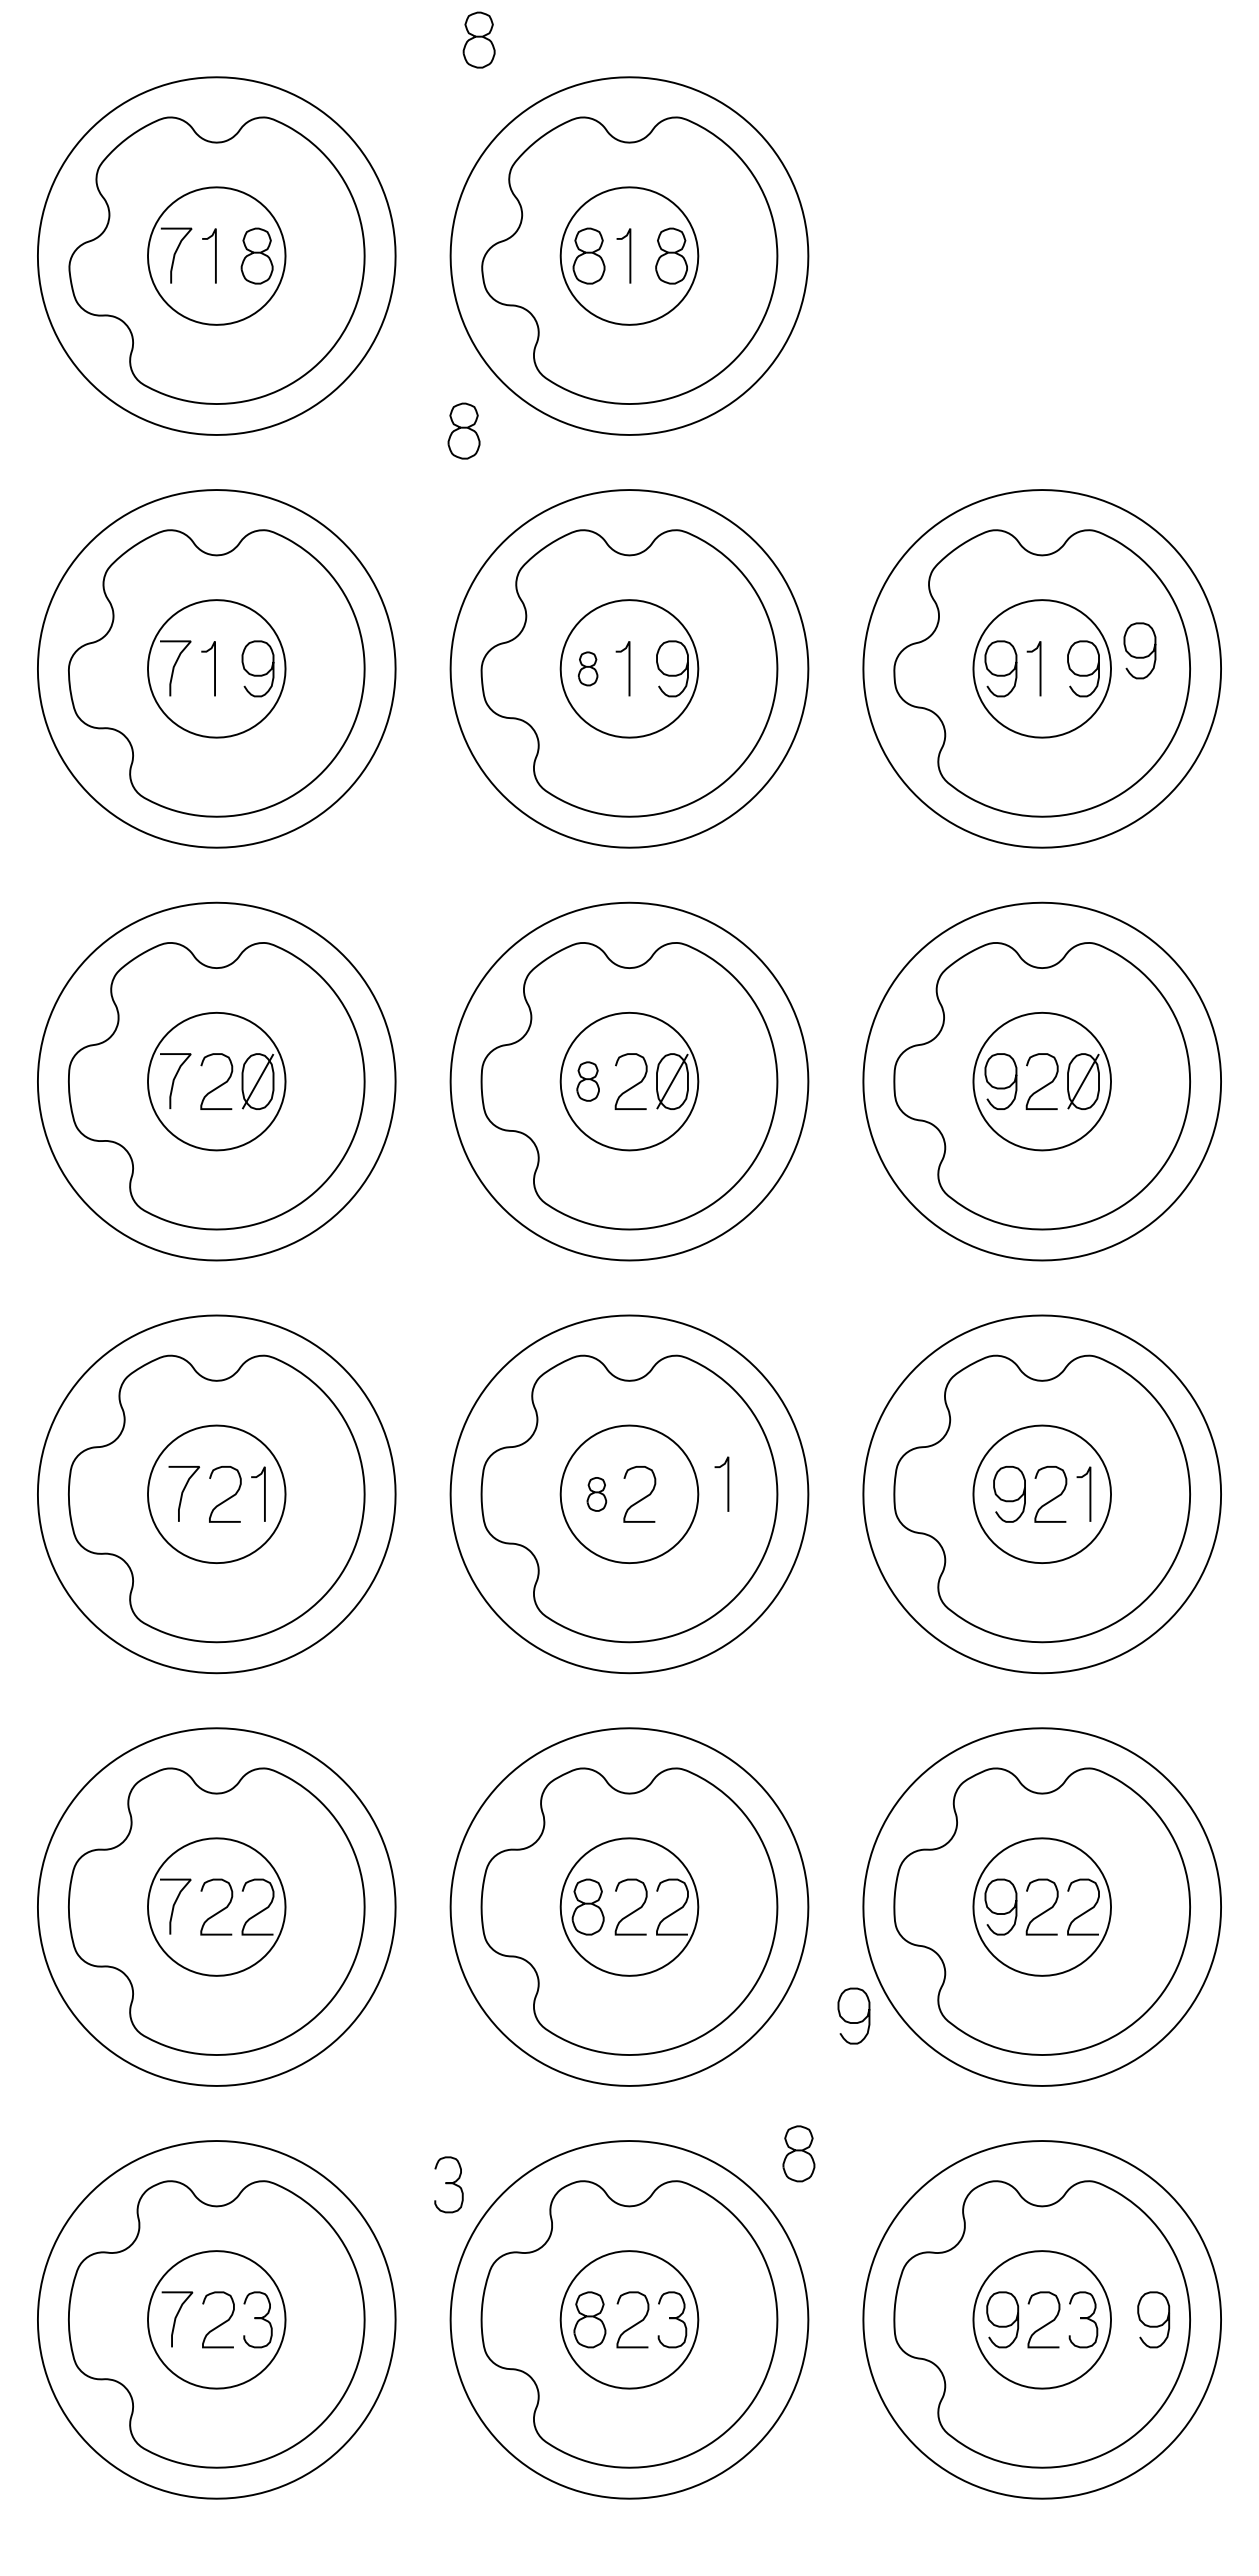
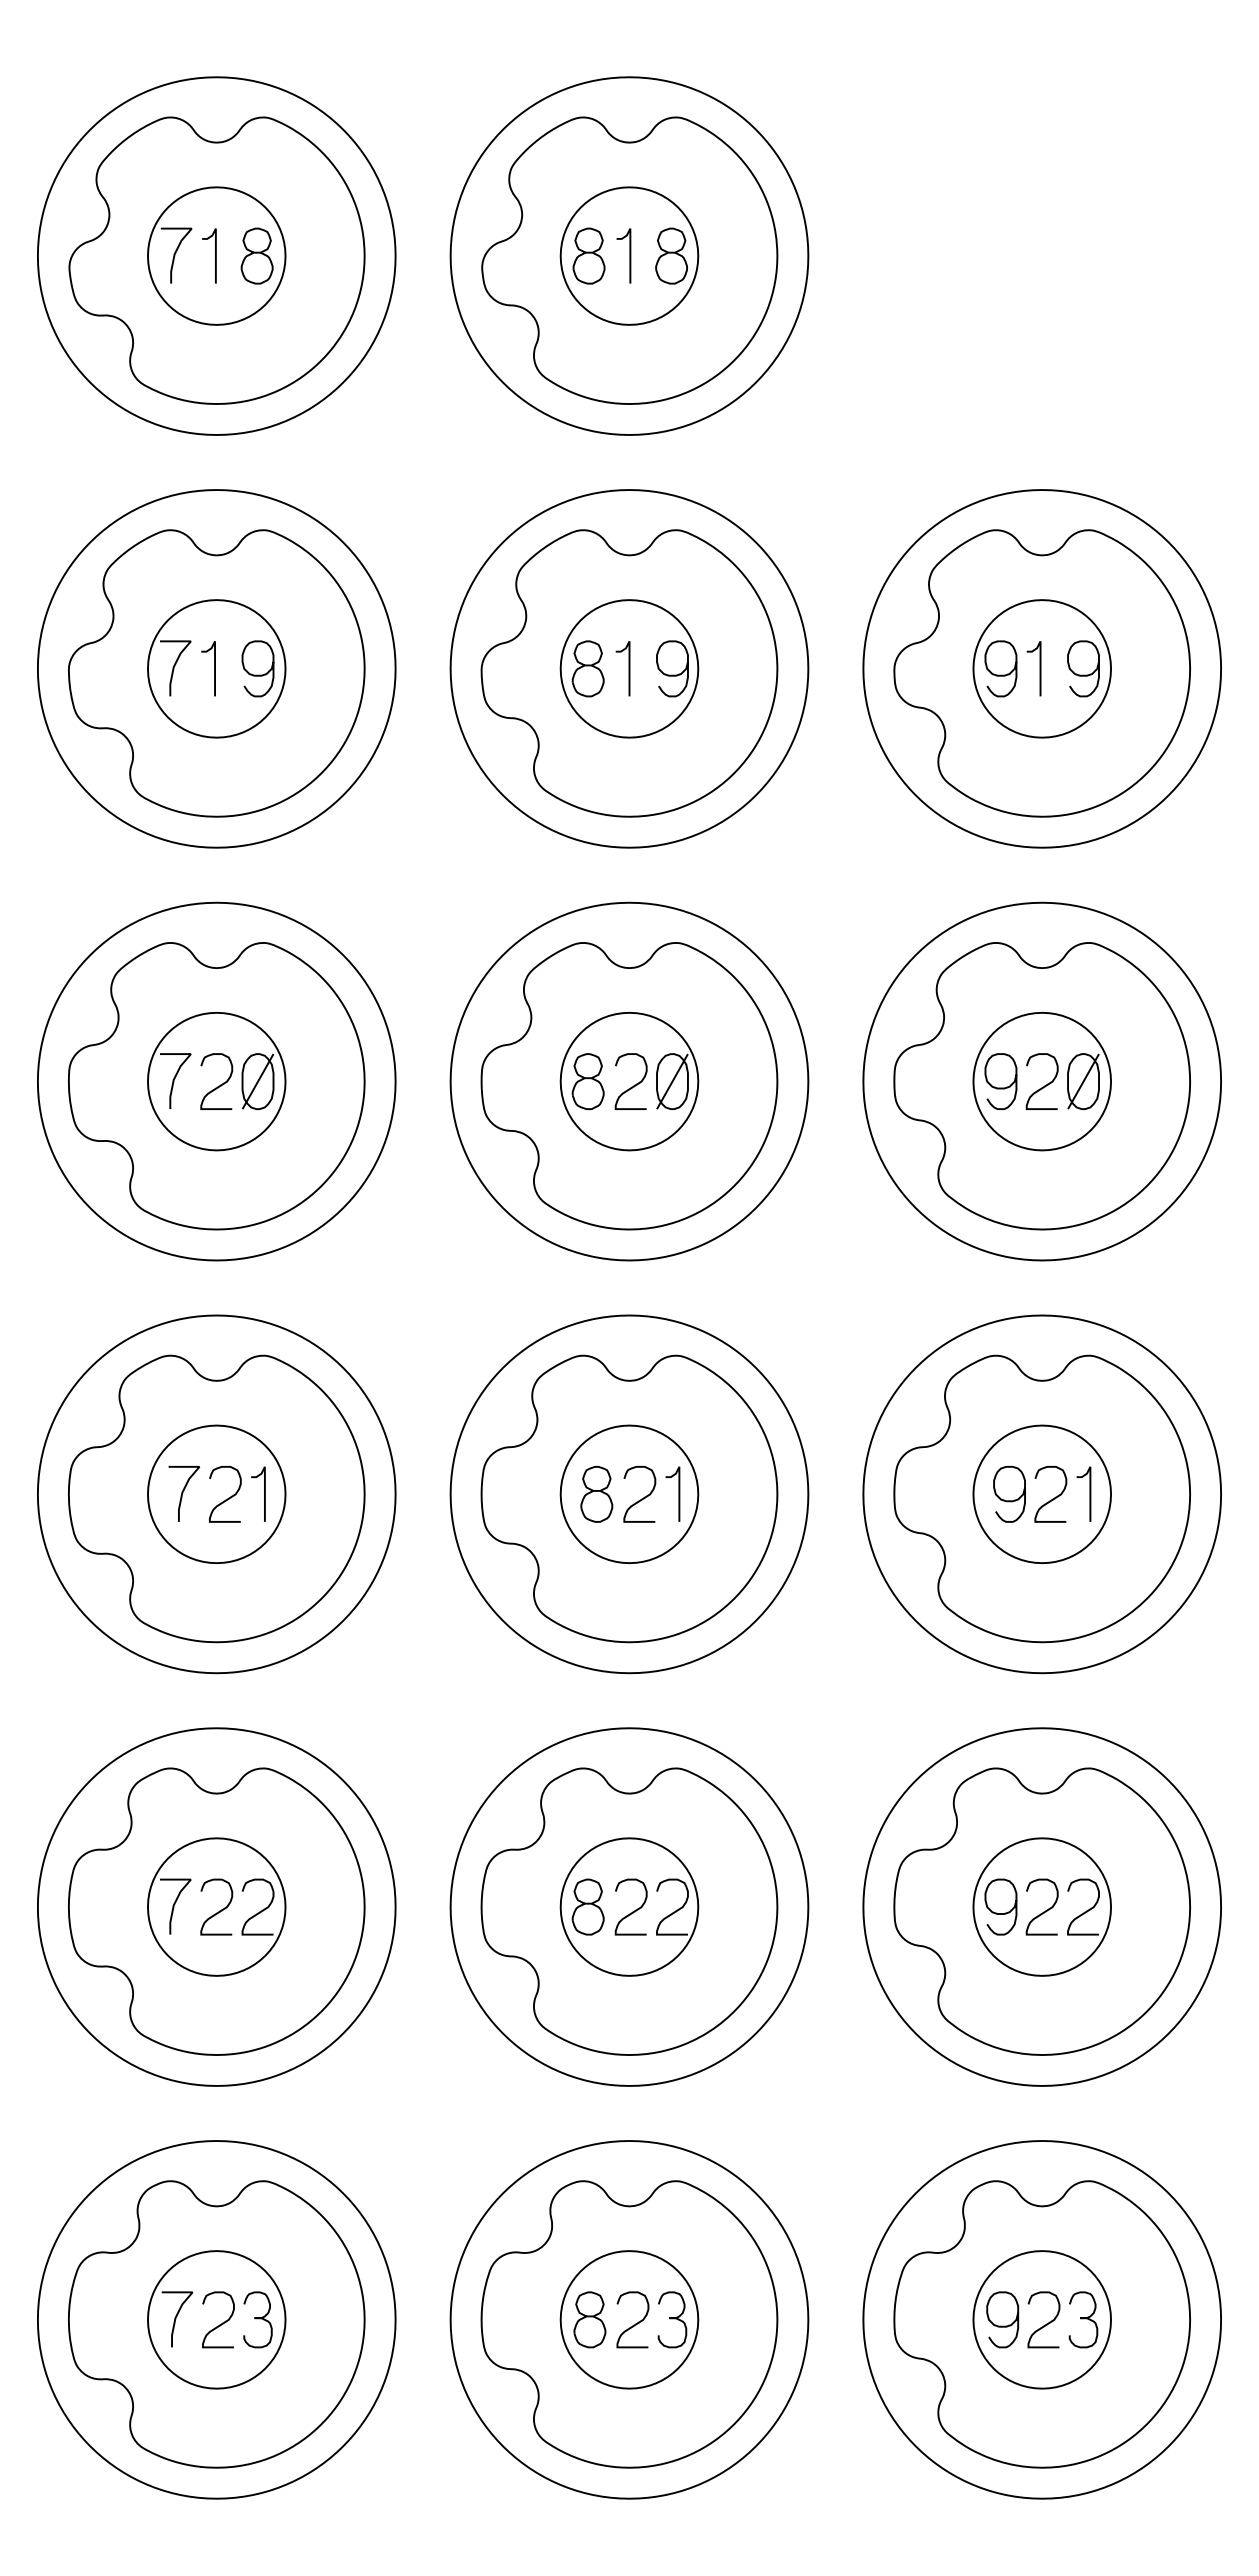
part: present -> none (478, 39)
part: present -> none (463, 430)
curve: present -> none (1139, 656)
part size: 21x36 px -> 34x58 px (587, 668)
part size: 24x41 px -> 34x57 px (587, 1081)
curve position: (727, 1483) -> (678, 1493) (678, 1493)
part size: 22x35 px -> 34x57 px (596, 1494)
curve: present -> none (853, 2022)
part: present -> none (798, 2153)
curve: present -> none (448, 2184)
curve: present -> none (1153, 2325)
